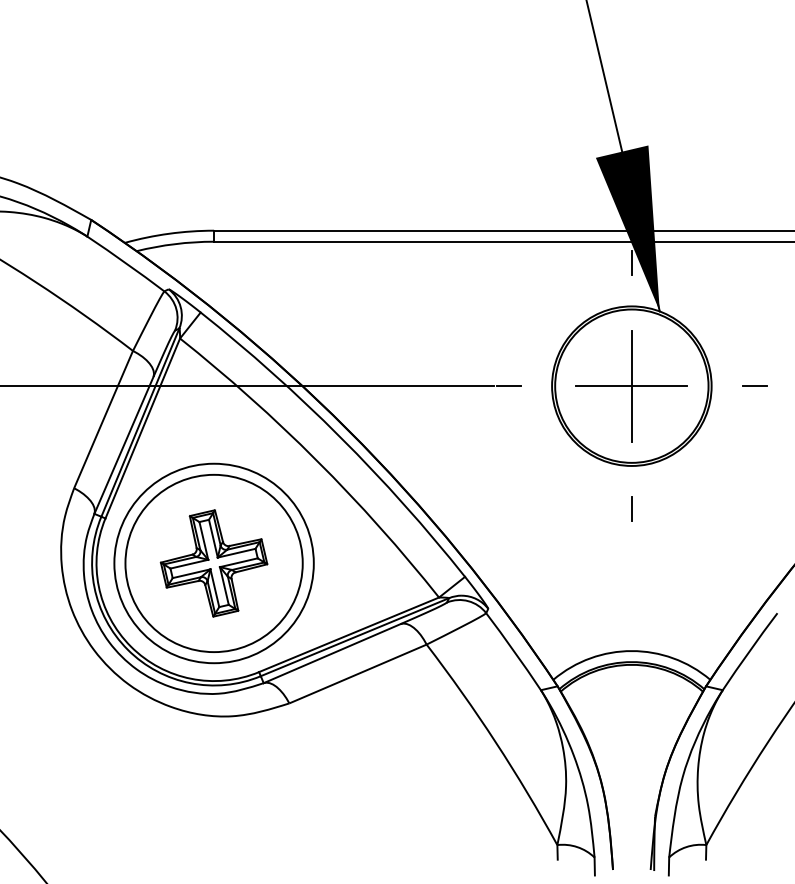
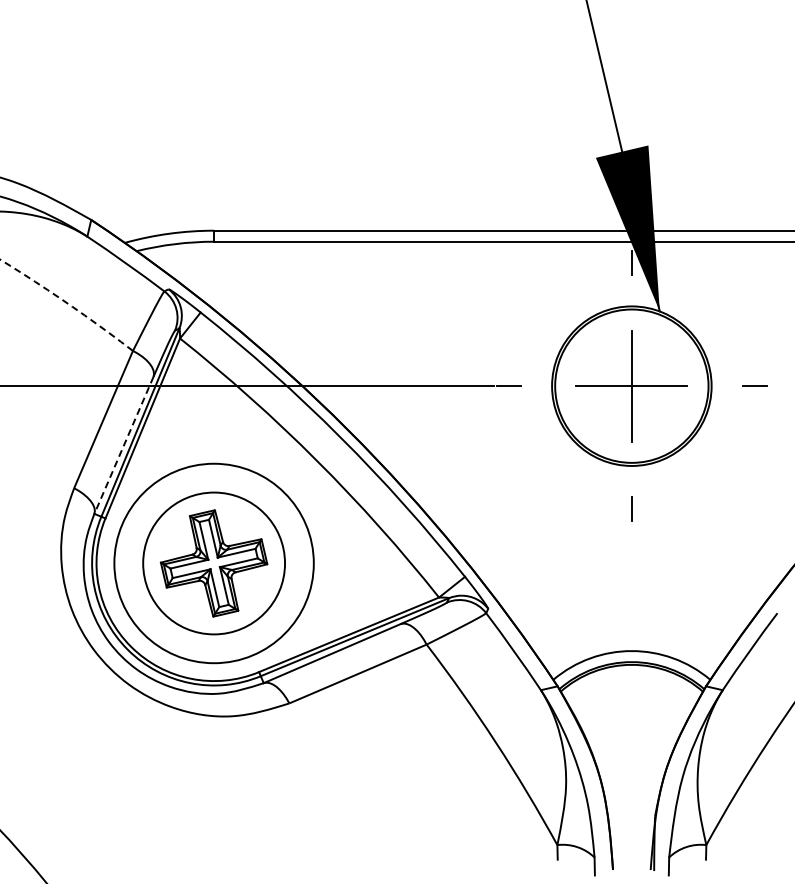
arc: solid -> dashed (67, 303)
line: solid -> dashed (124, 445)
circle diameter: 177 px -> 142 px (214, 563)
